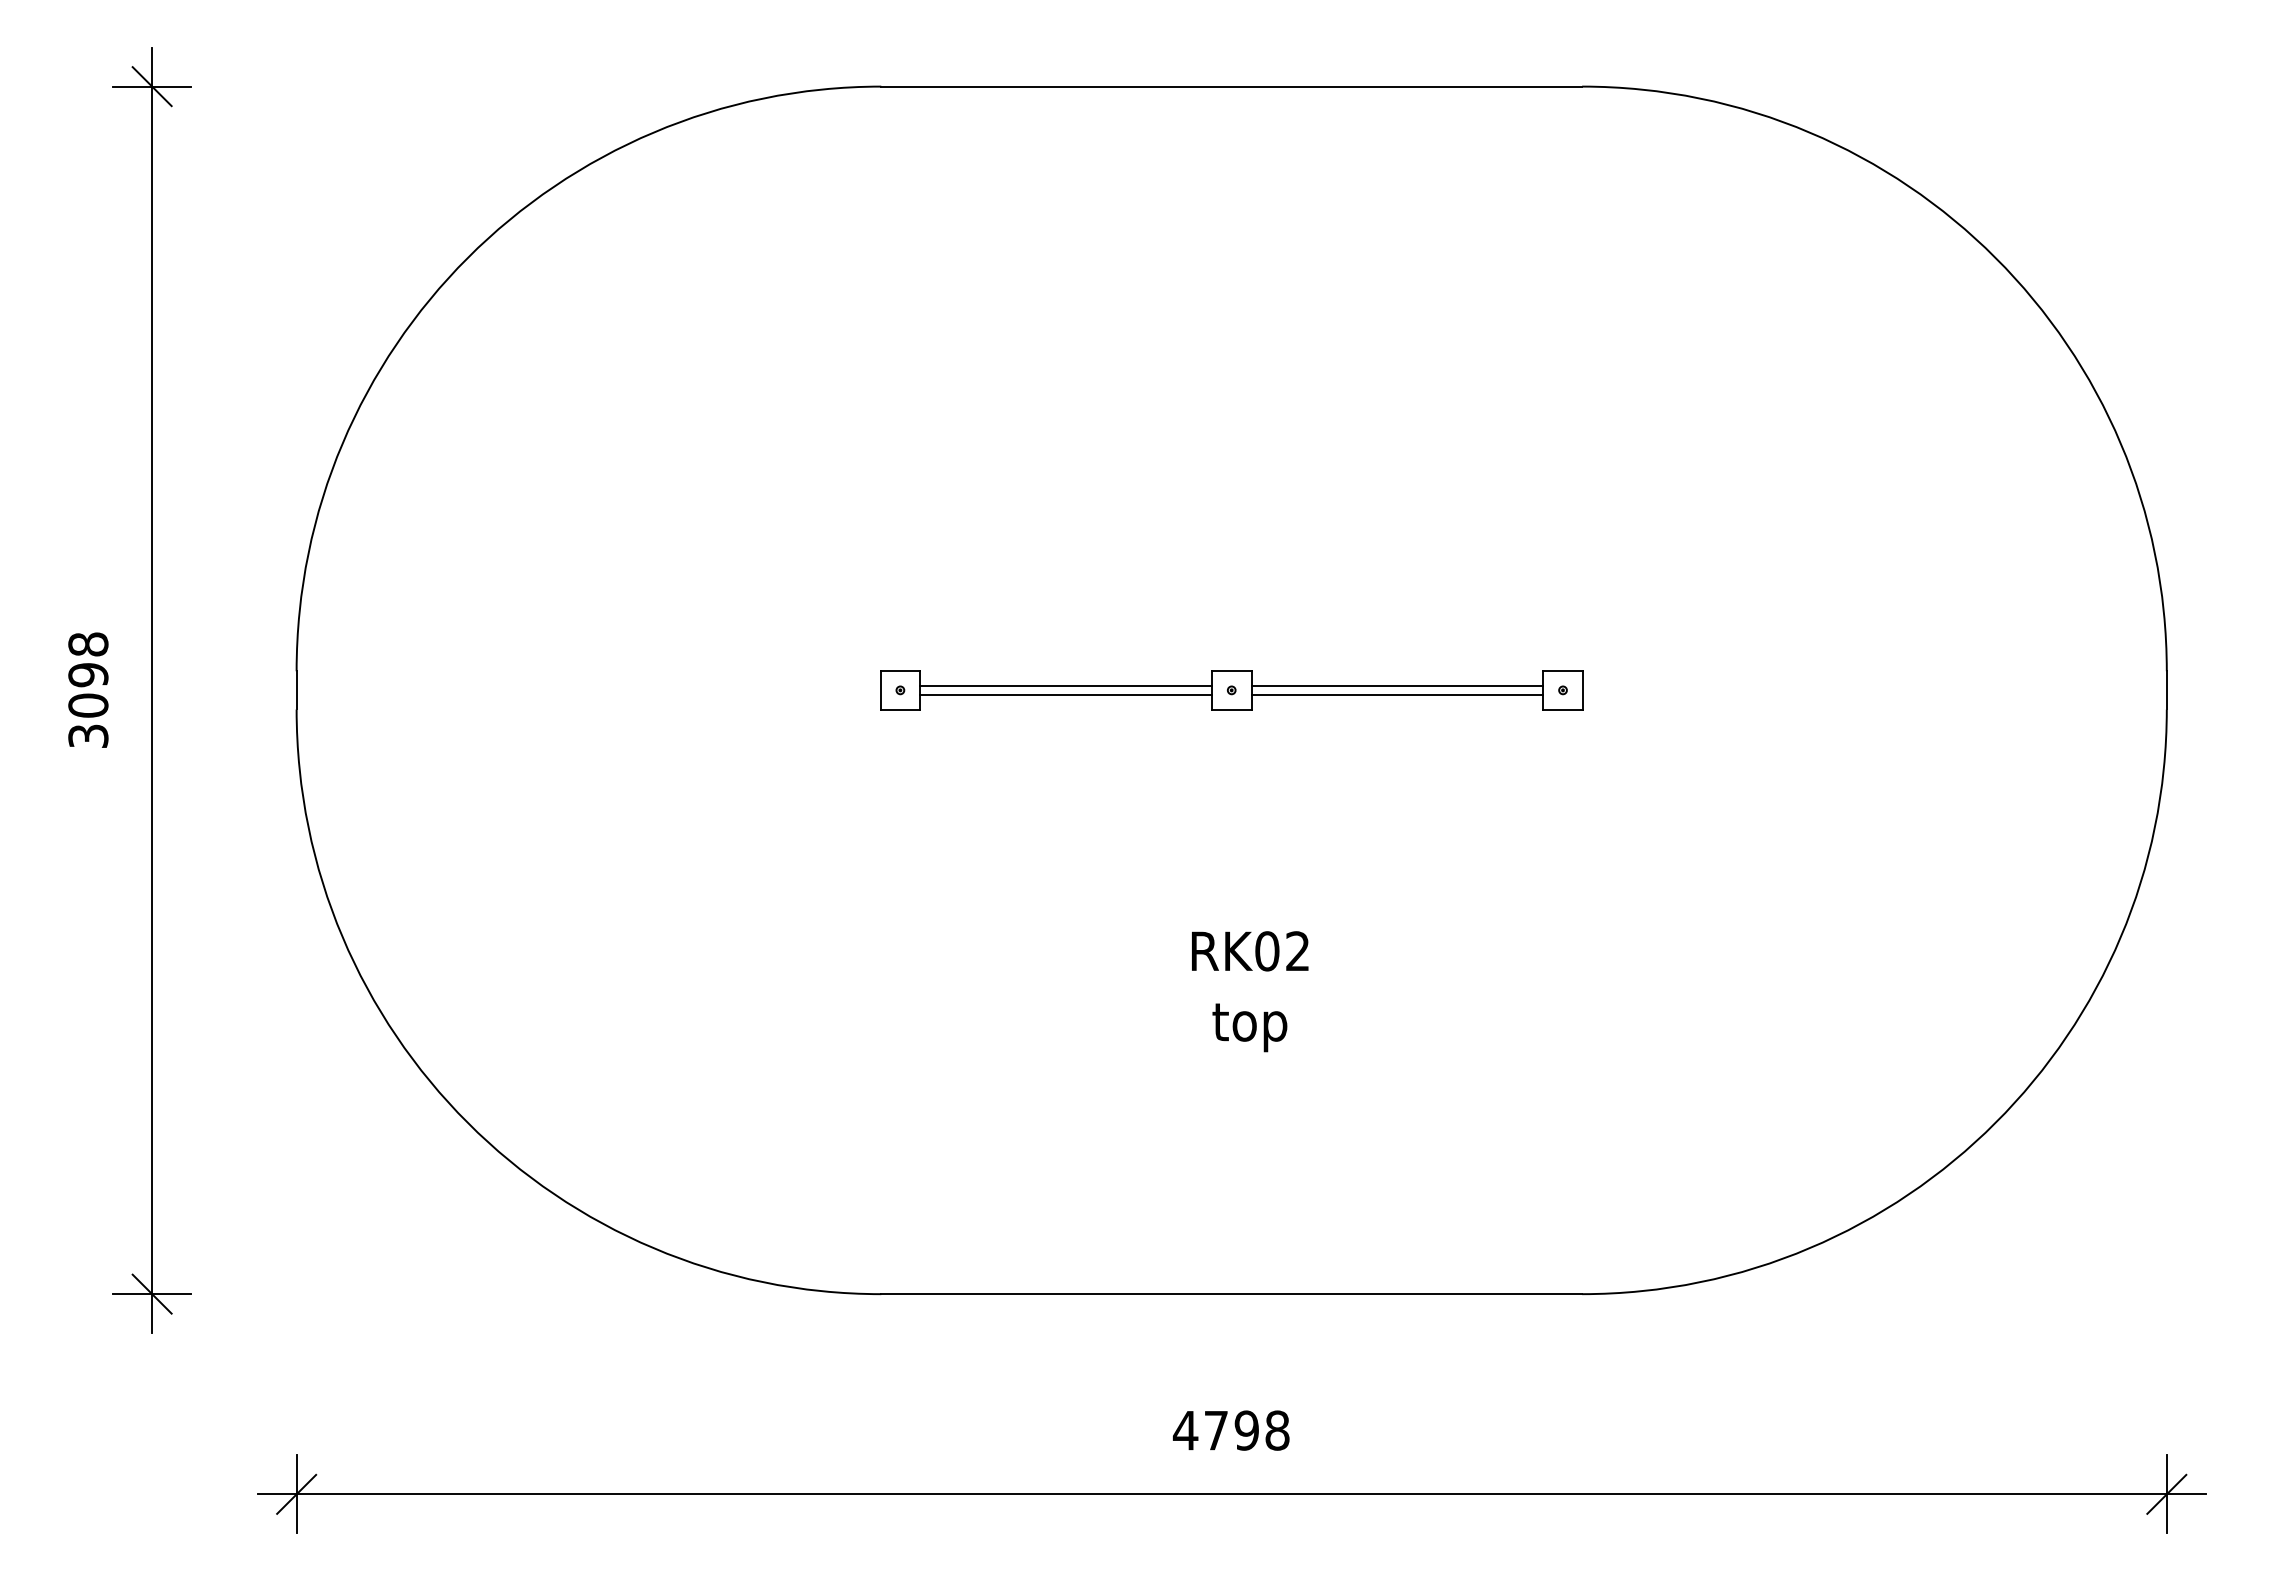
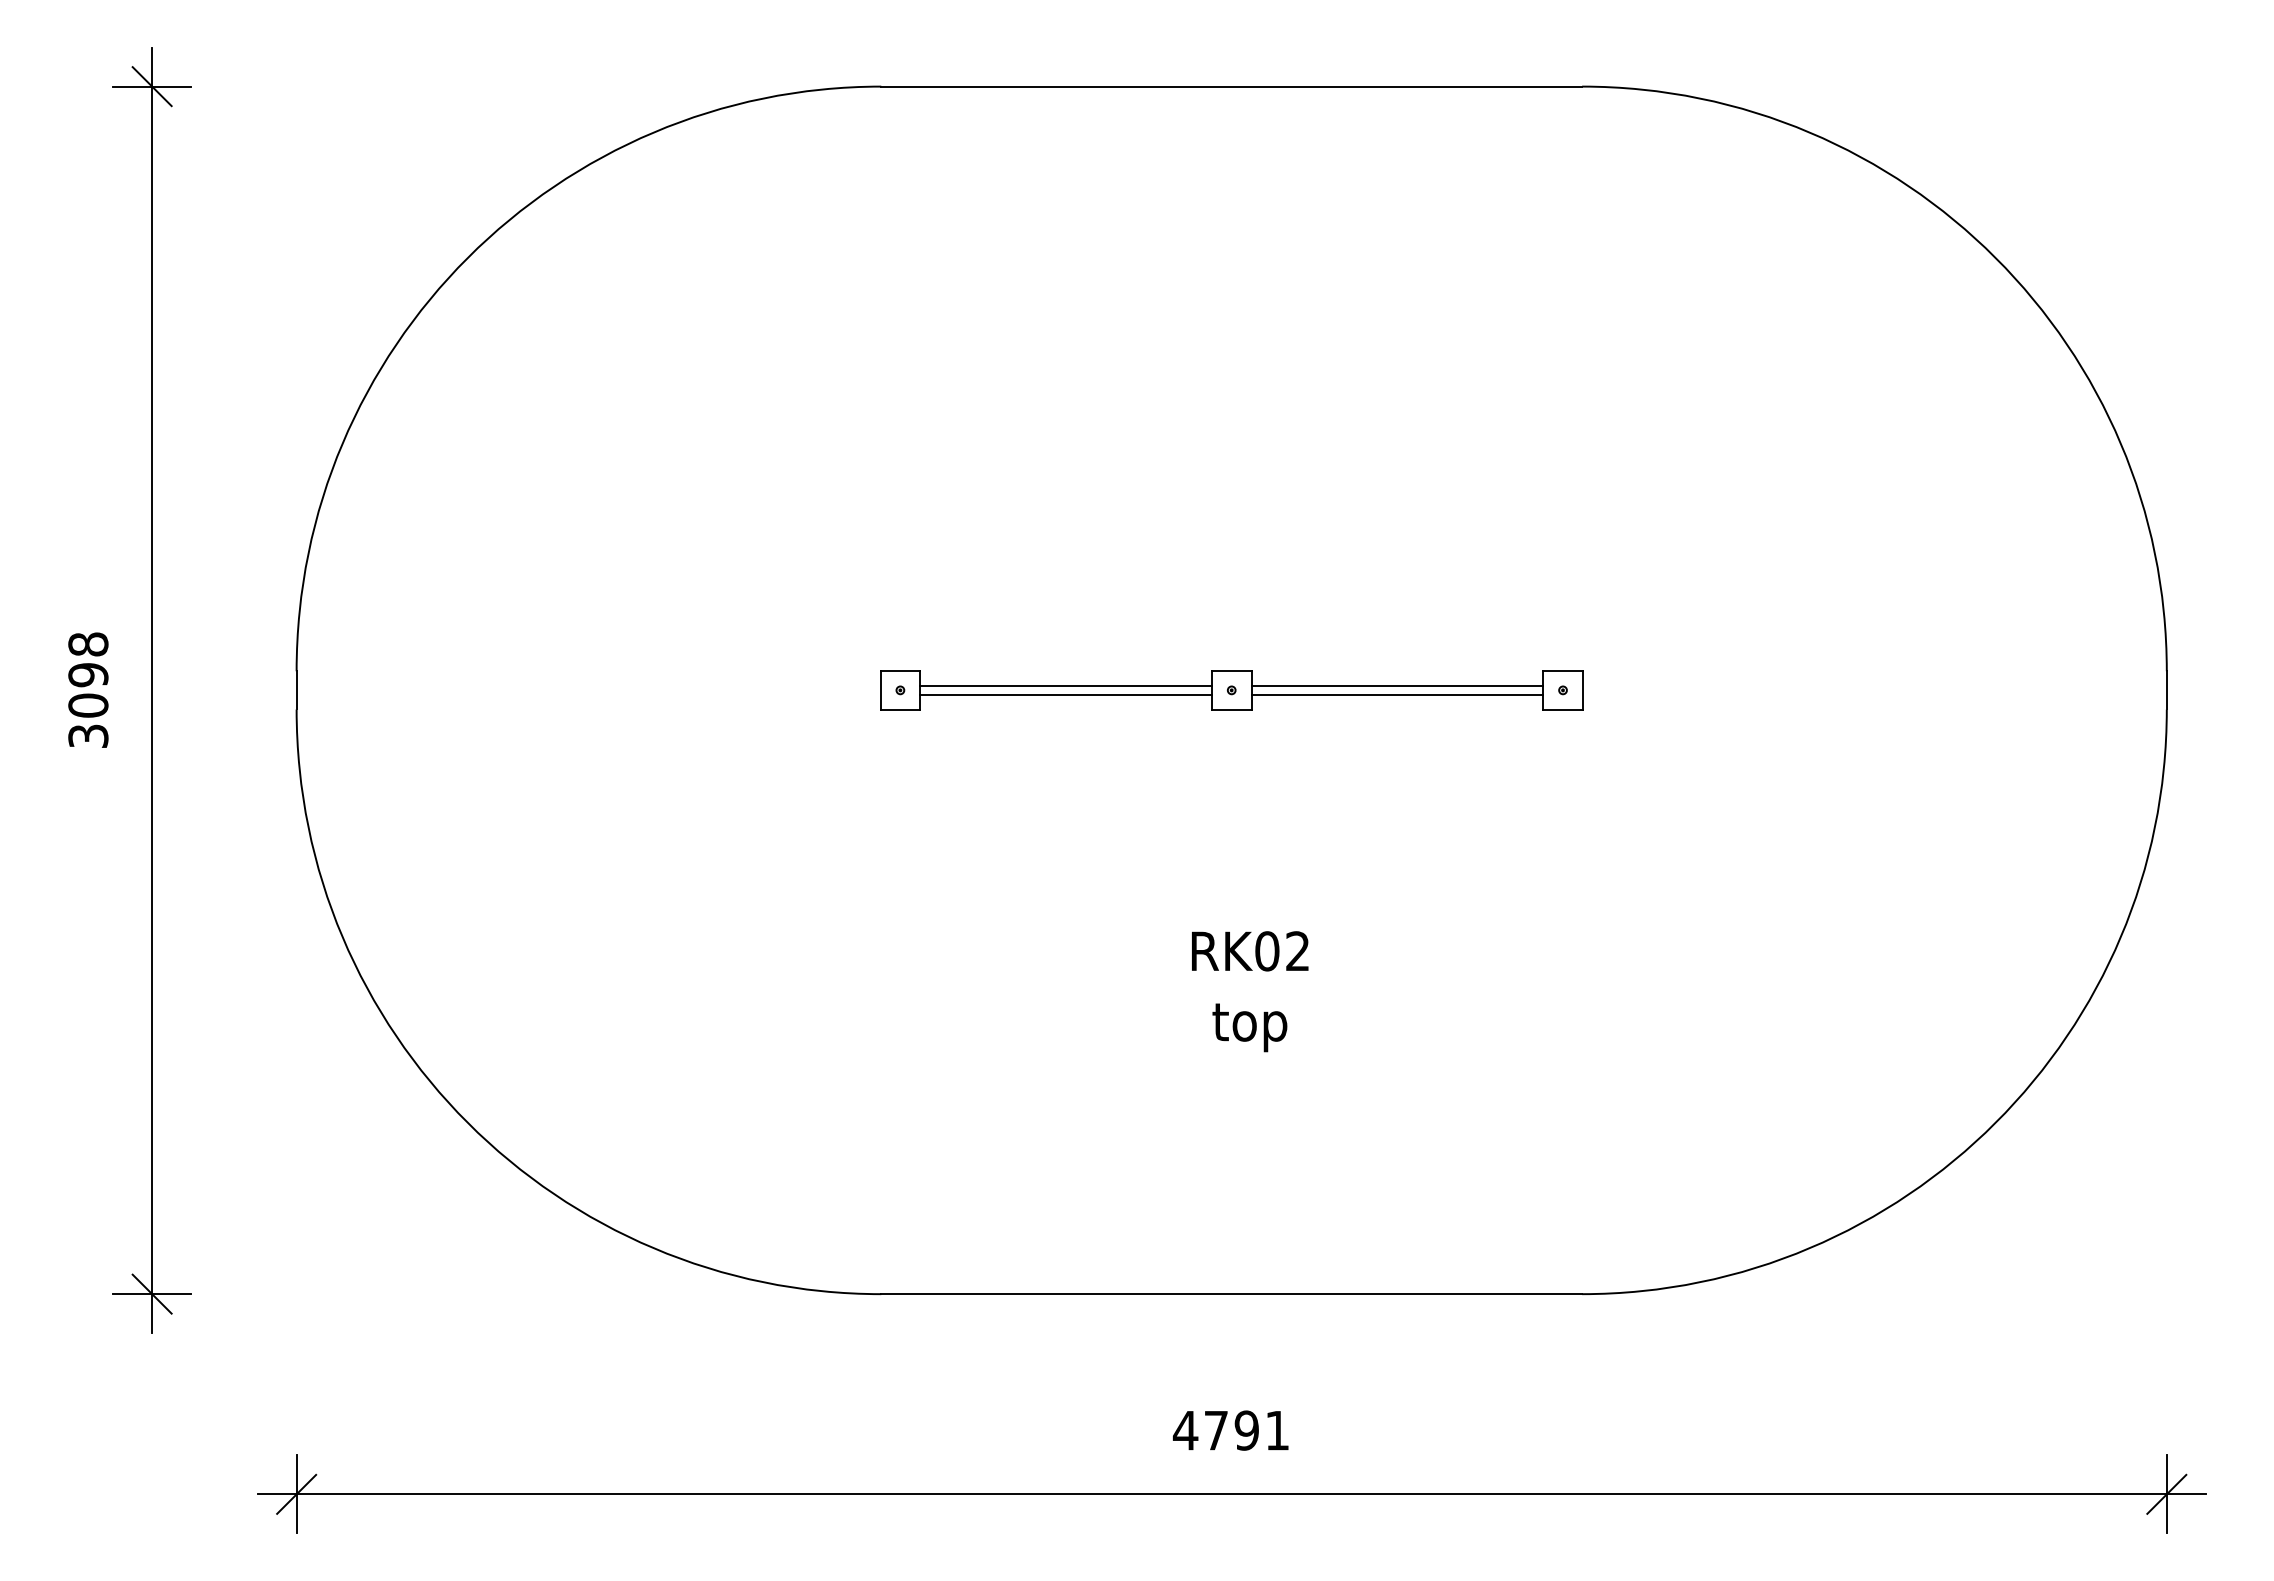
text: 4798 -> 4791 (1277, 1430)
